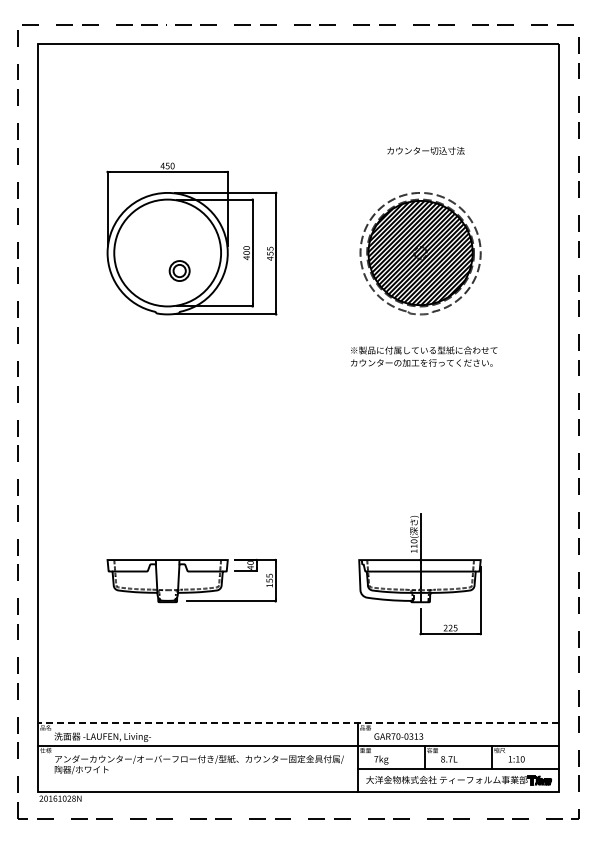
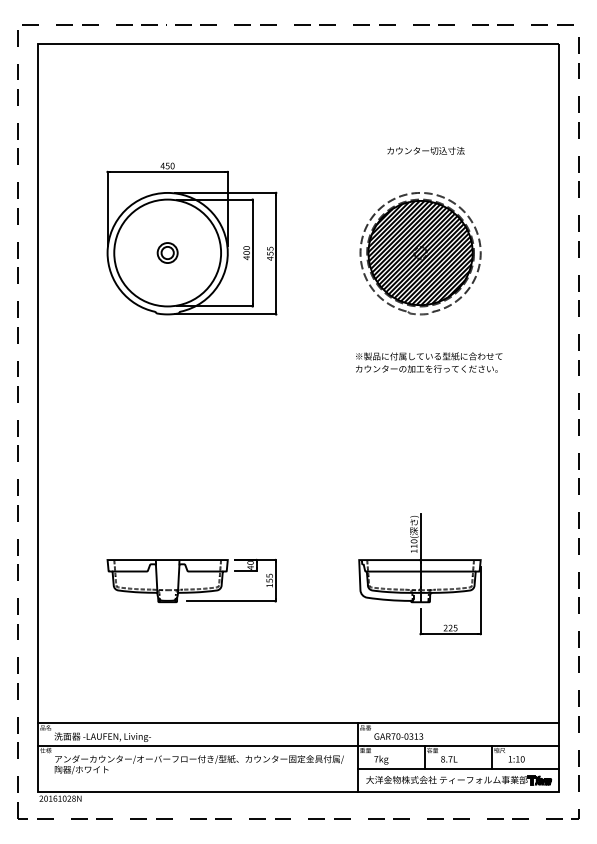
part position: (179, 270) -> (167, 252) (167, 252)
text position: (424, 356) -> (429, 362) (429, 362)
line: dashed -> solid (298, 723)
